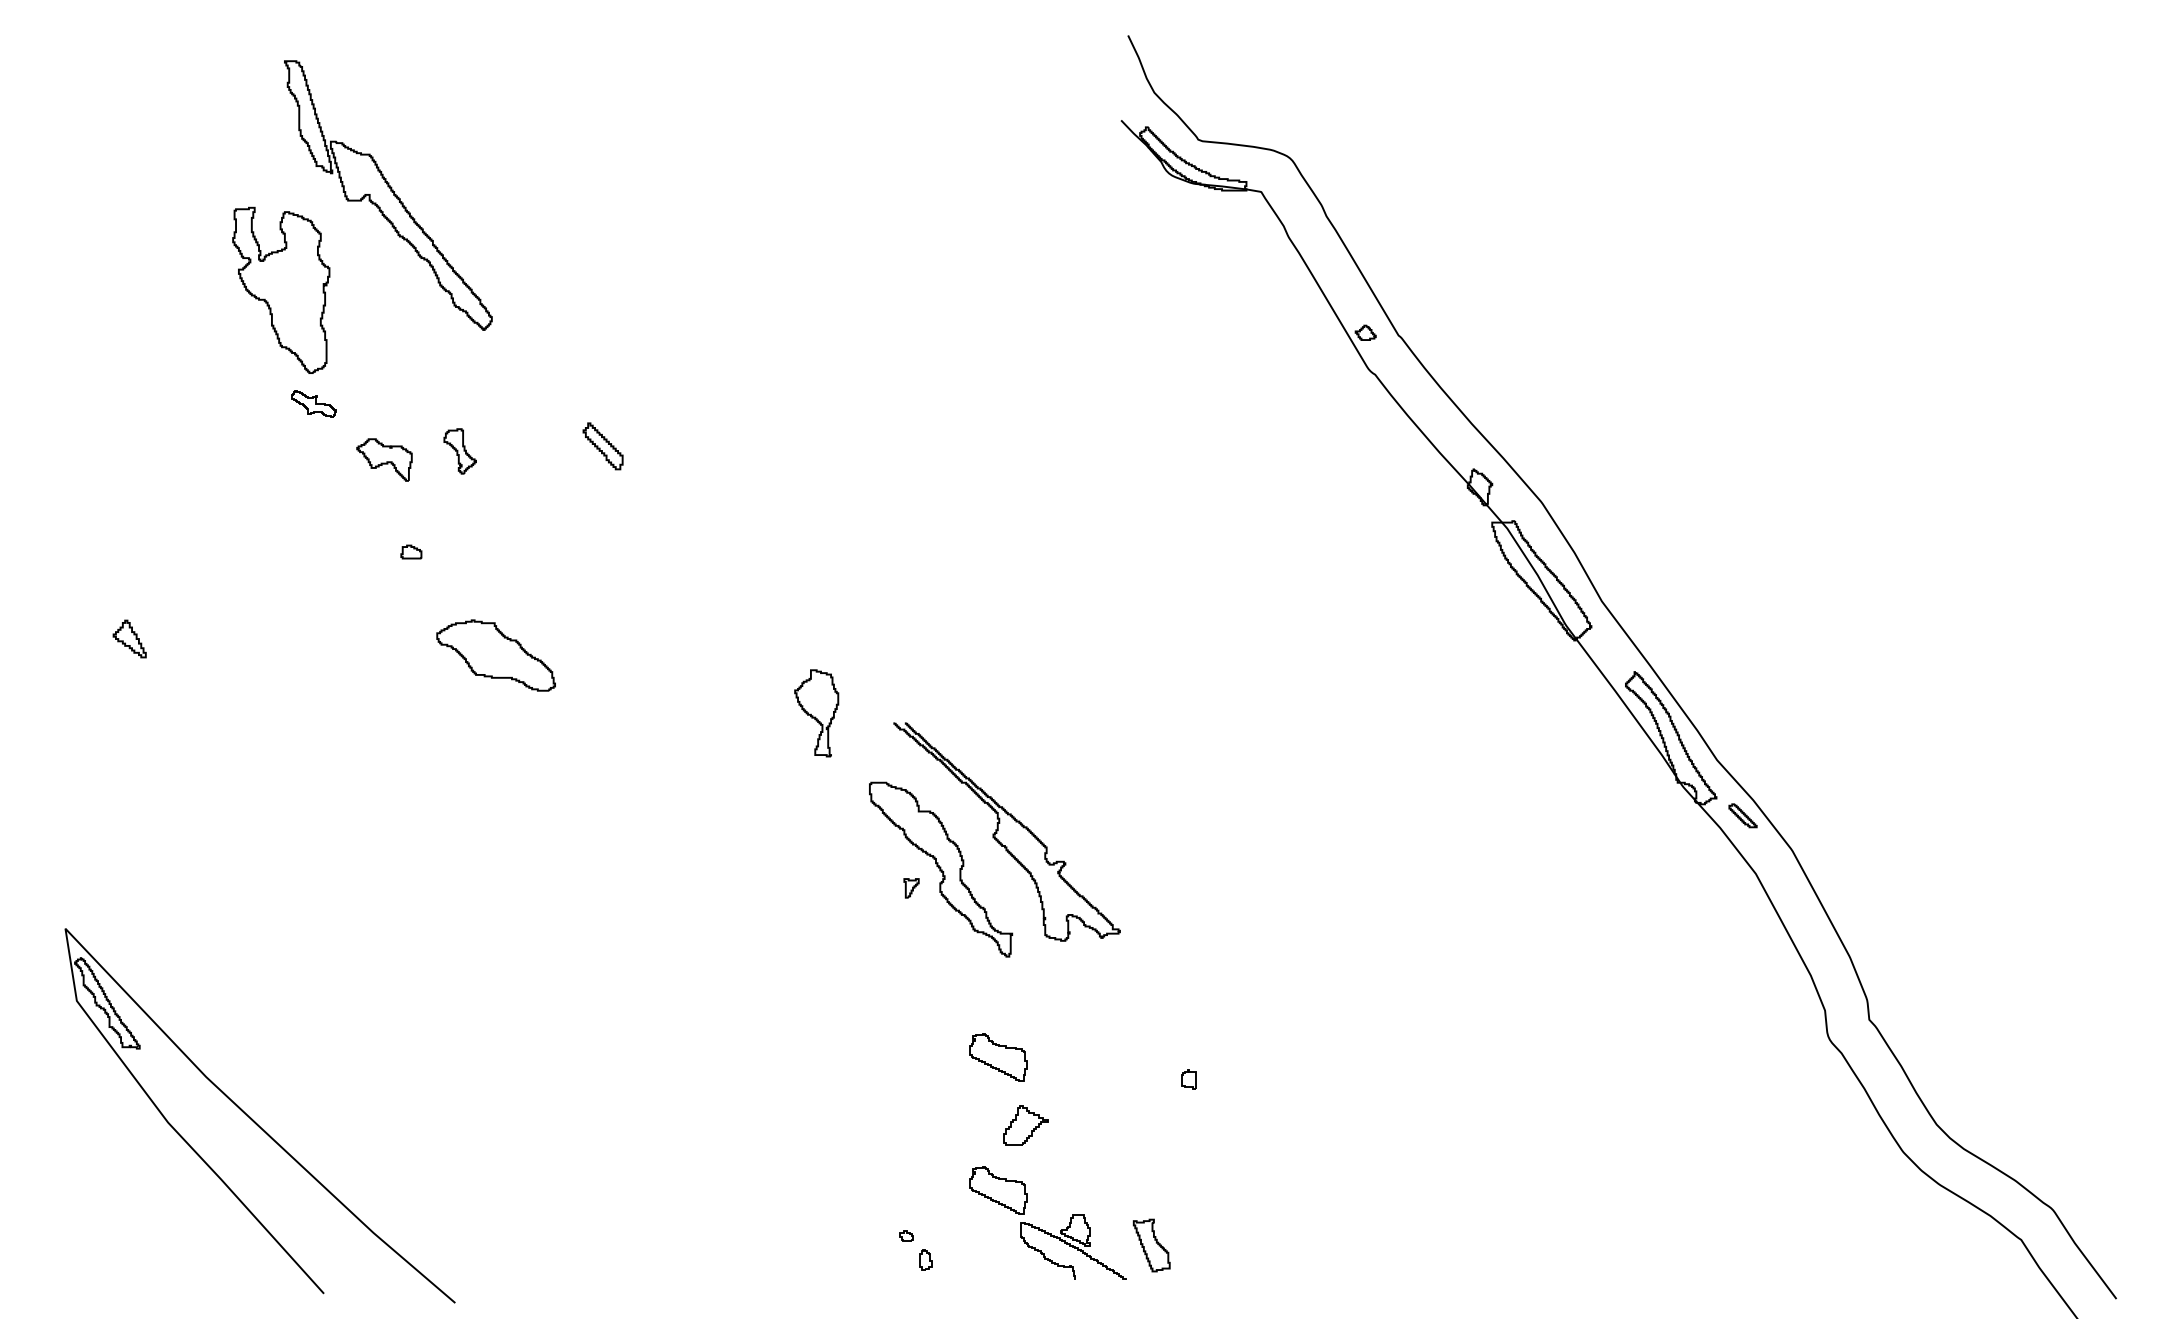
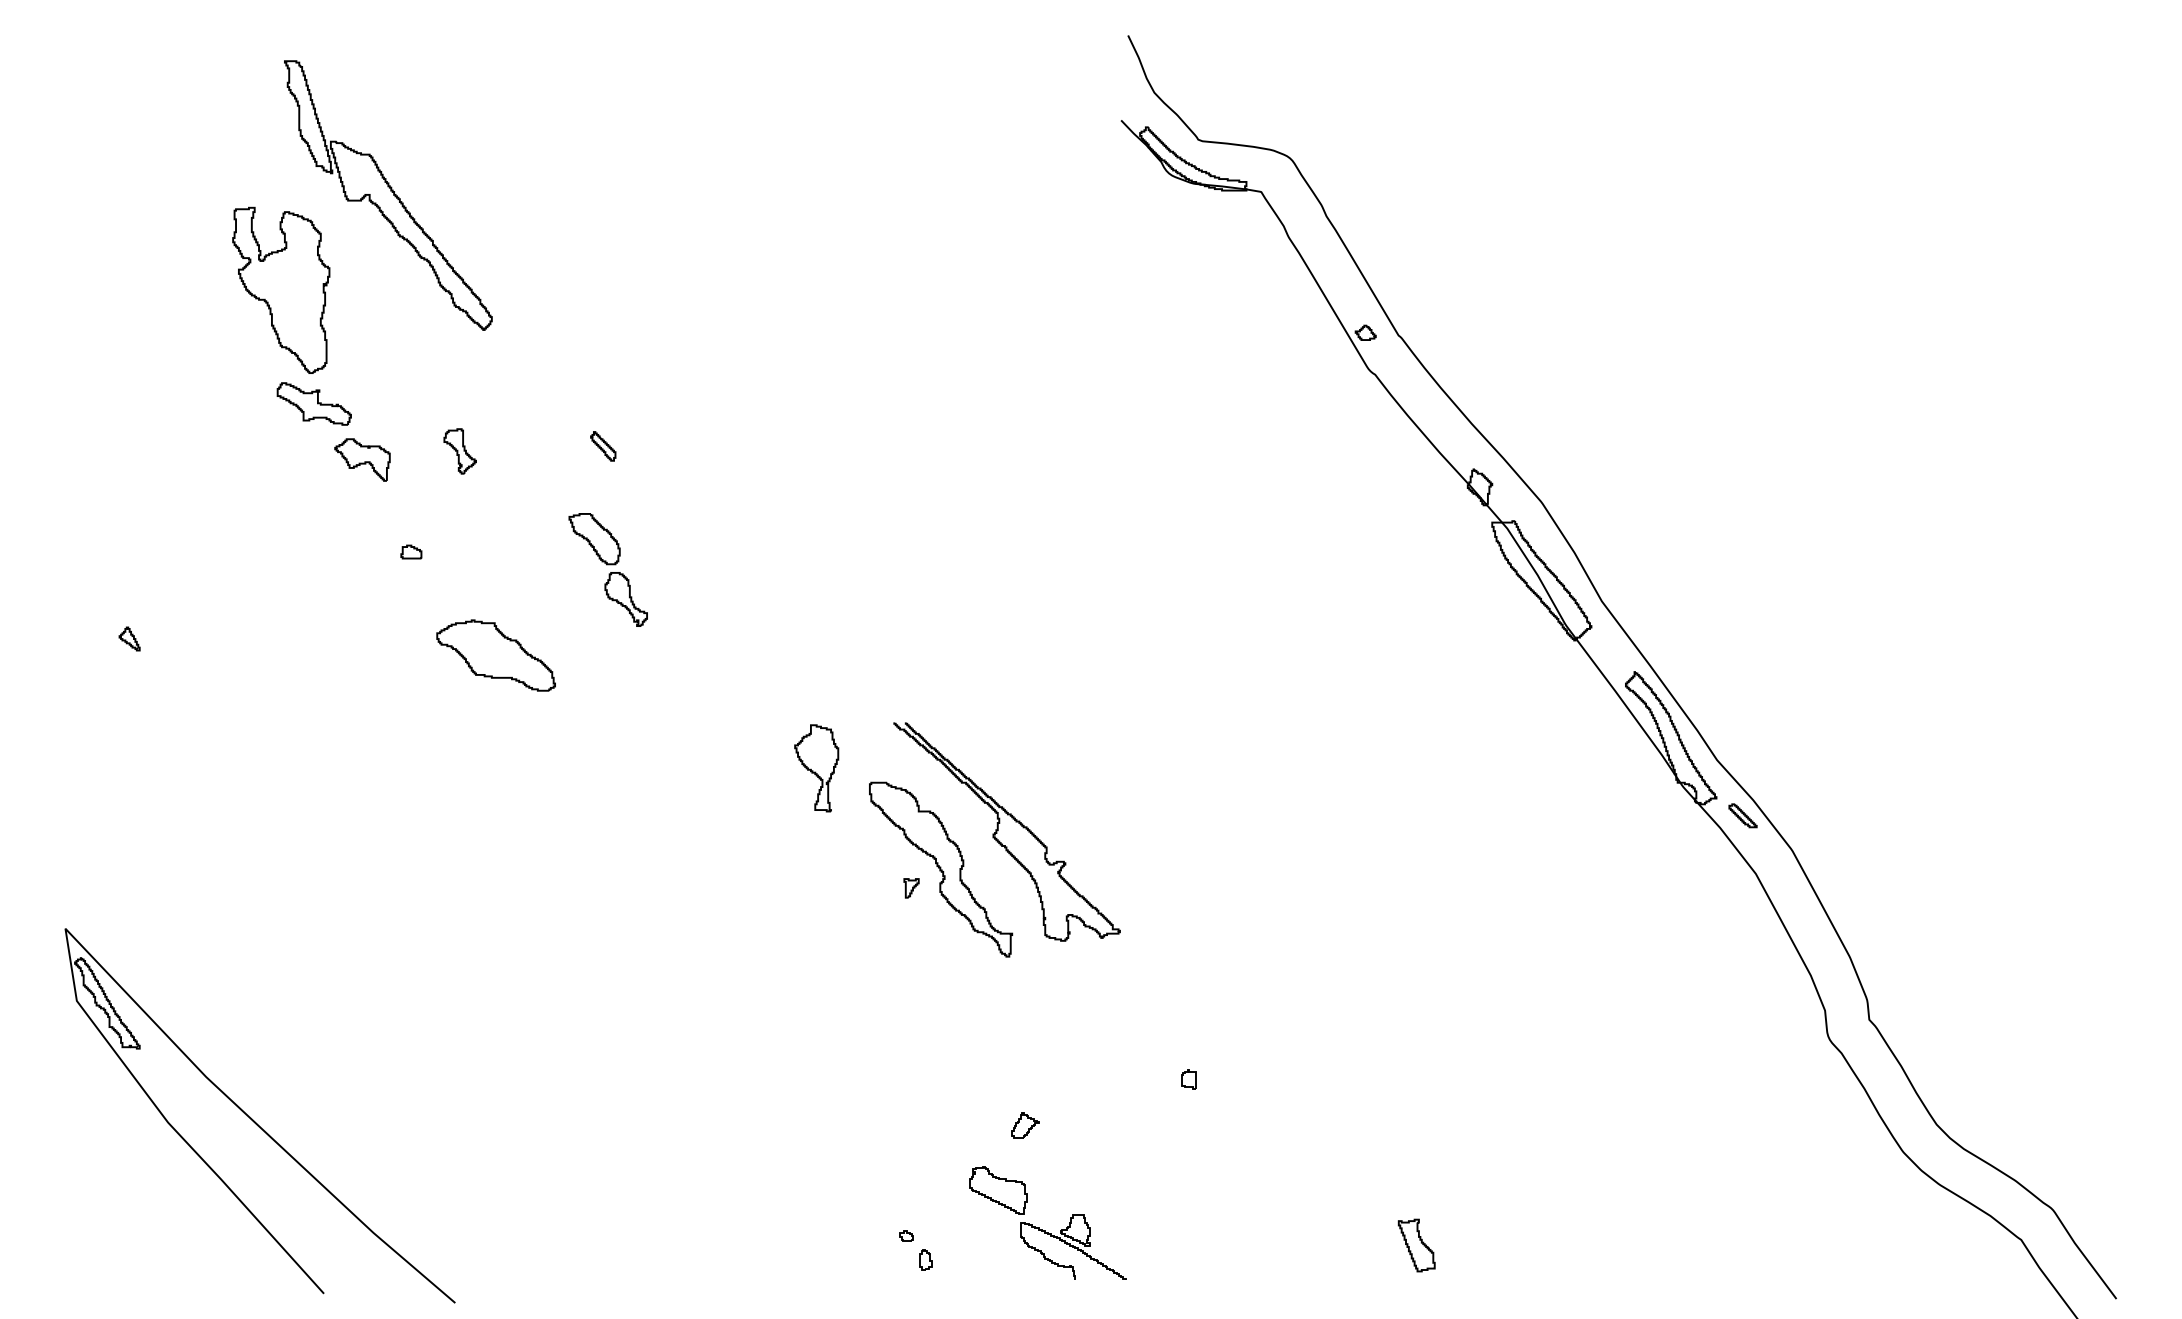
part size: 46x28 px -> 76x44 px (313, 403)
part size: 42x49 px -> 27x31 px (603, 446)
part position: (384, 459) -> (362, 459) (362, 459)
part: none -> present (607, 569)
part size: 35x40 px -> 23x26 px (129, 638)
part position: (816, 713) -> (816, 768) (816, 768)
part: present -> none (998, 1057)
part size: 46x41 px -> 29x27 px (1025, 1125)
part position: (1151, 1245) -> (1416, 1245) (1416, 1245)
